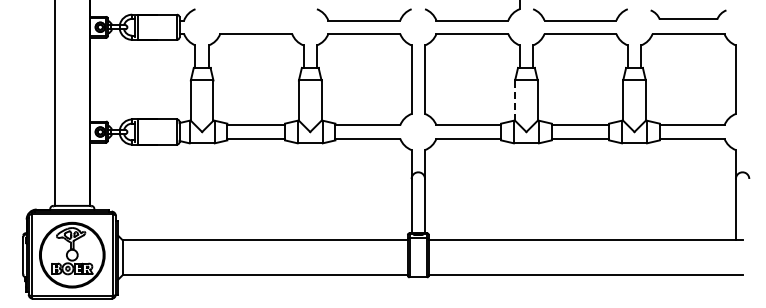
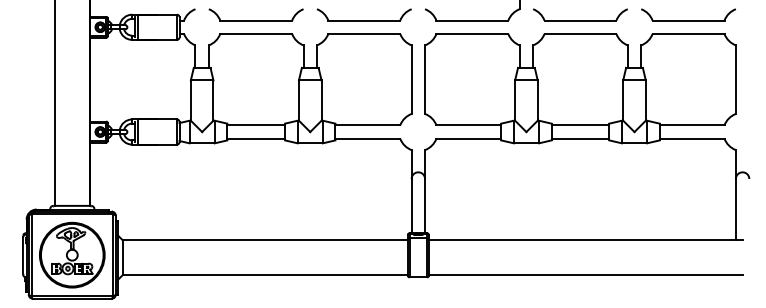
part: none -> present (255, 14)
part size: 77x11 px -> 95x14 px (688, 14)
line: dashed -> solid (515, 100)
